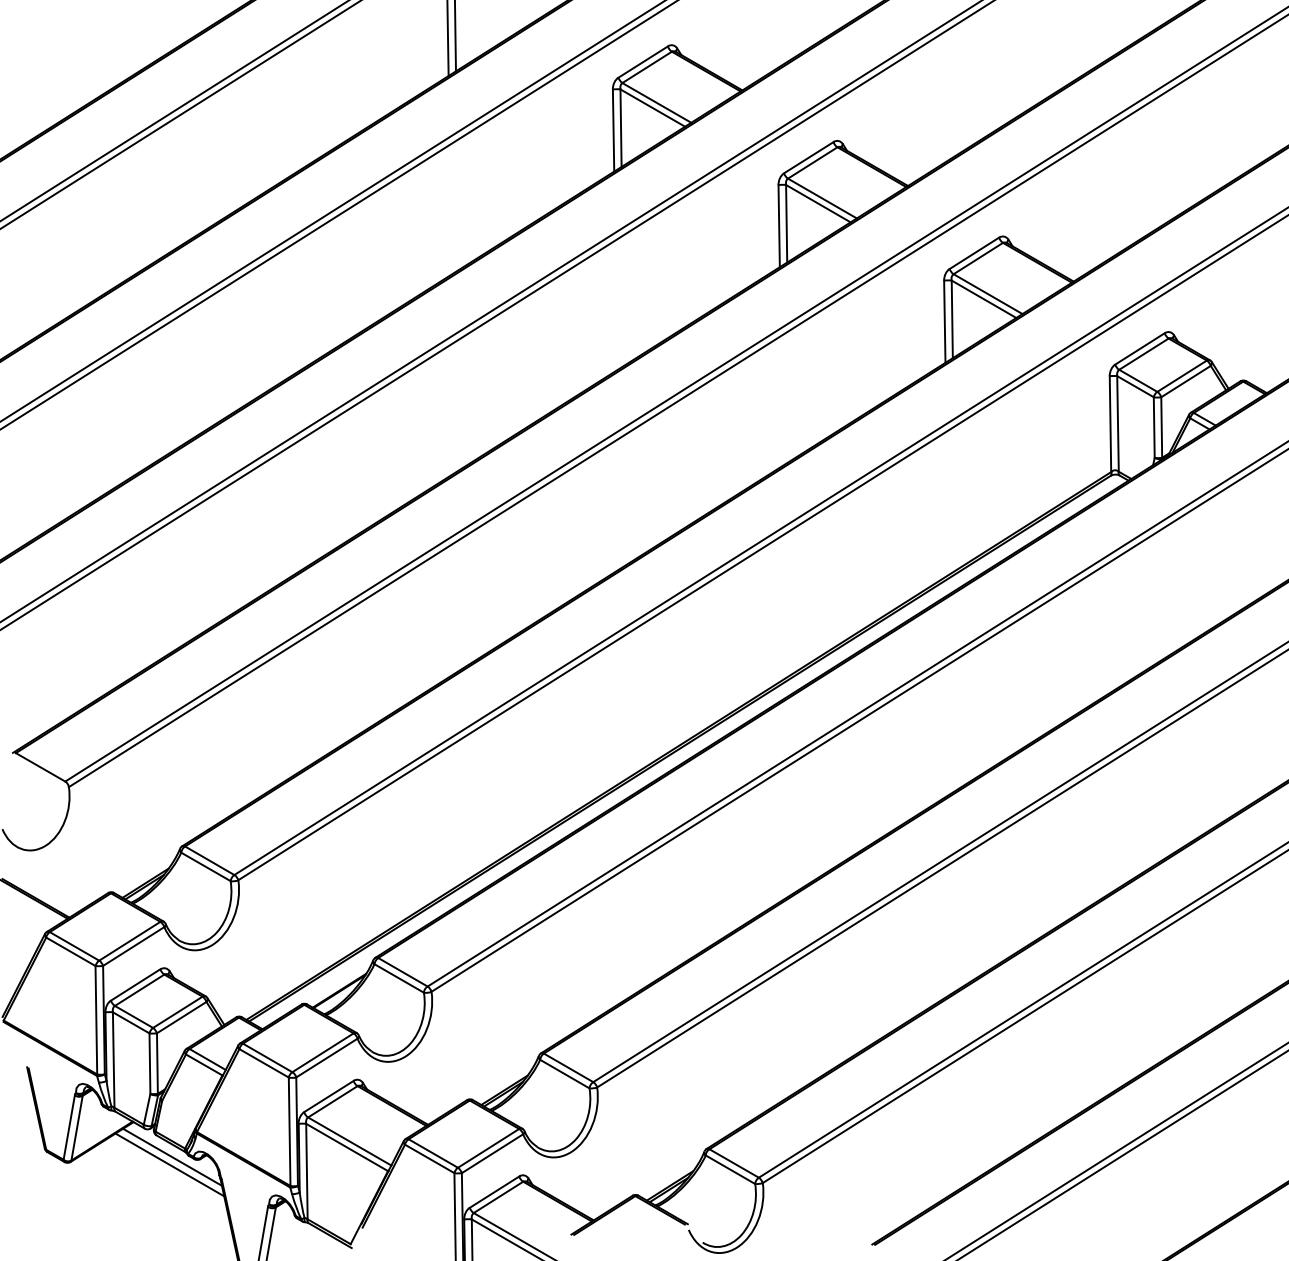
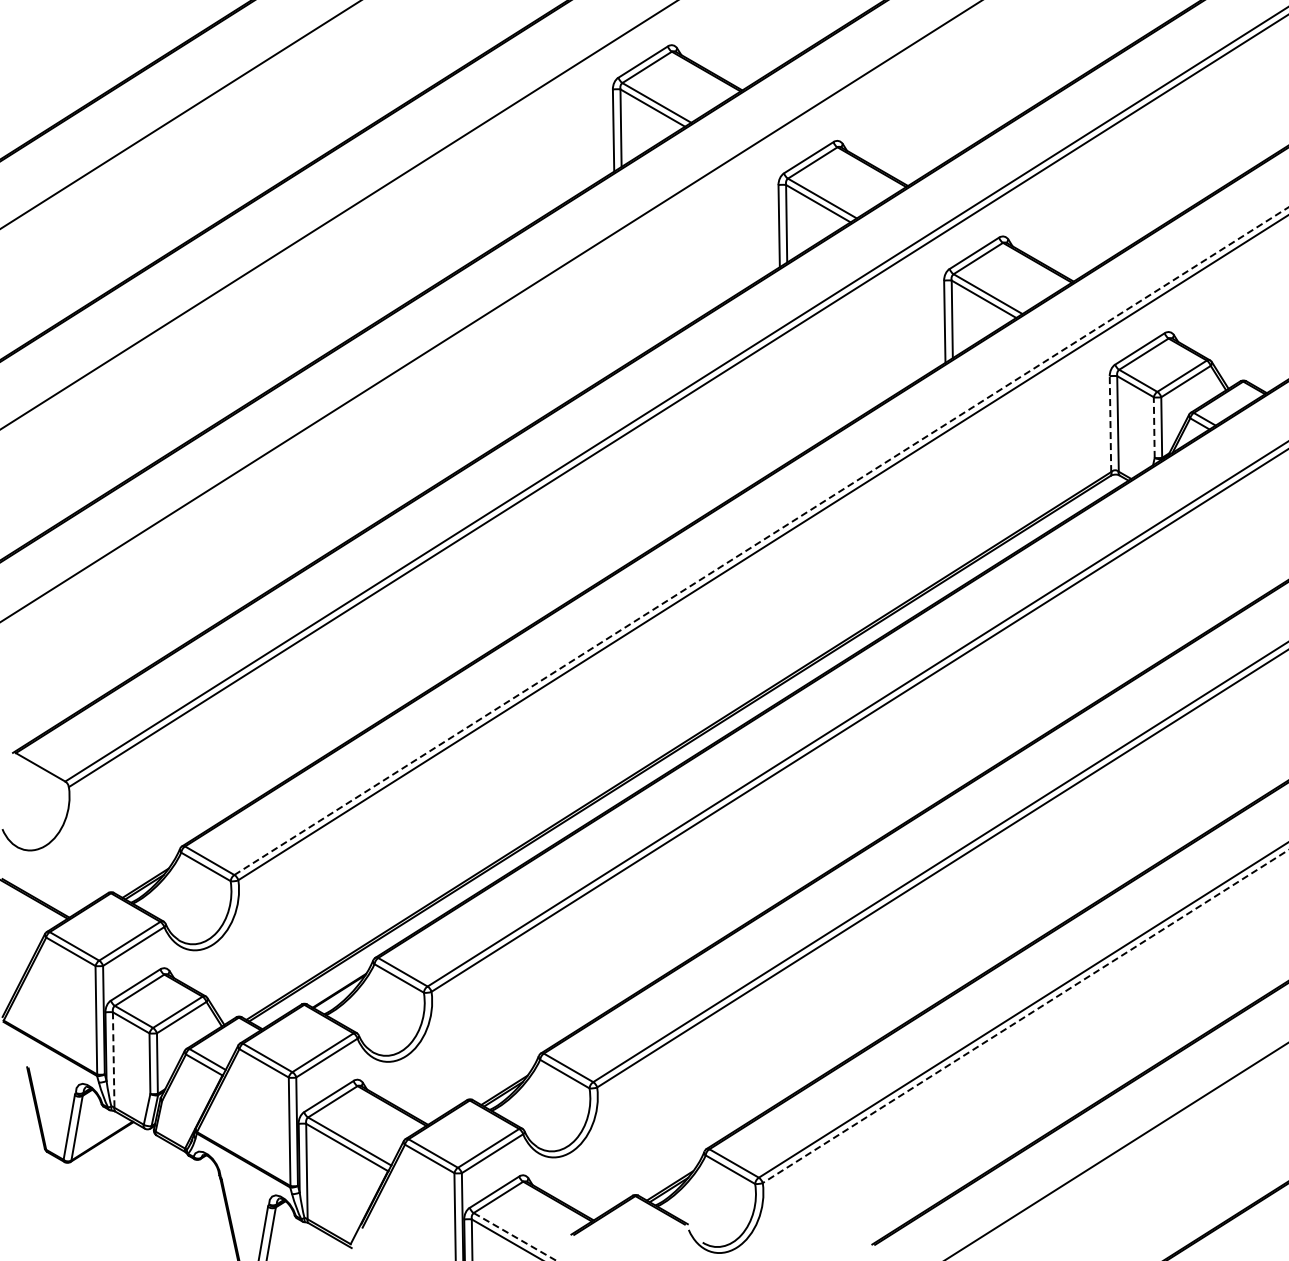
line: present -> none (455, 36)
line: present -> none (447, 39)
line: present -> none (173, 111)
line: present -> none (332, 211)
line: present -> none (496, 315)
line: solid -> dashed (1110, 424)
line: solid -> dashed (1154, 427)
line: solid -> dashed (761, 541)
line: solid -> dashed (1025, 1016)
line: solid -> dashed (113, 1060)
line: present -> none (1123, 1154)
line: present -> none (172, 1156)
line: present -> none (169, 1164)
line: solid -> dashed (514, 1236)
